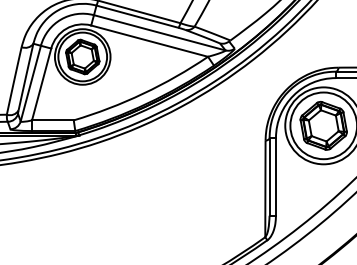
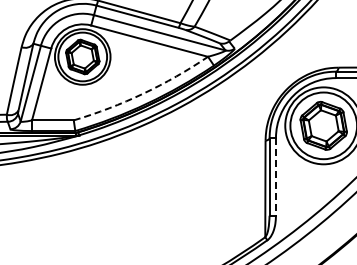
arc: solid -> dashed (143, 93)
line: solid -> dashed (275, 176)
